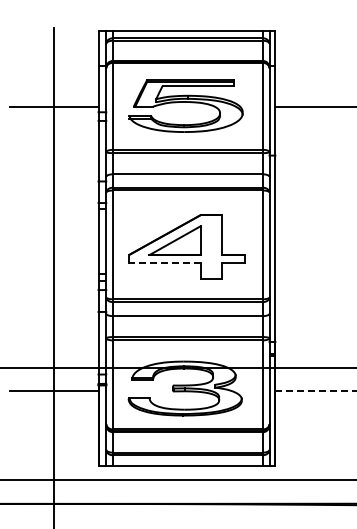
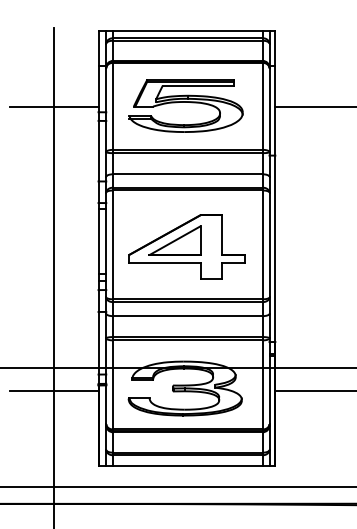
line: dashed -> solid (165, 263)
line: dashed -> solid (316, 391)
line position: (177, 479) -> (177, 486) (177, 486)
